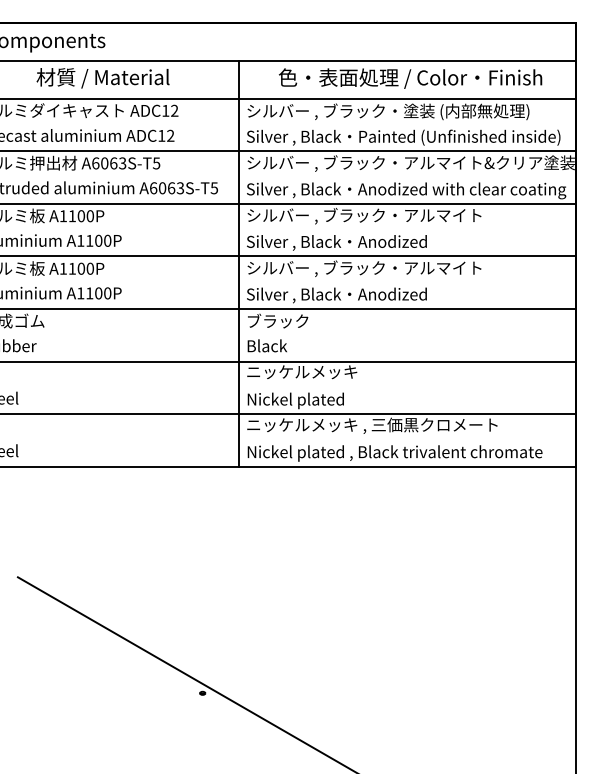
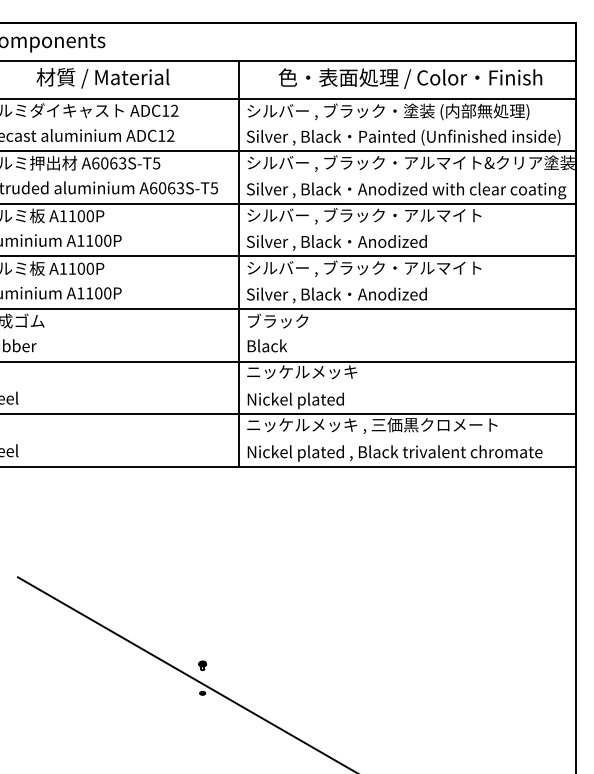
part: none -> present (202, 665)
